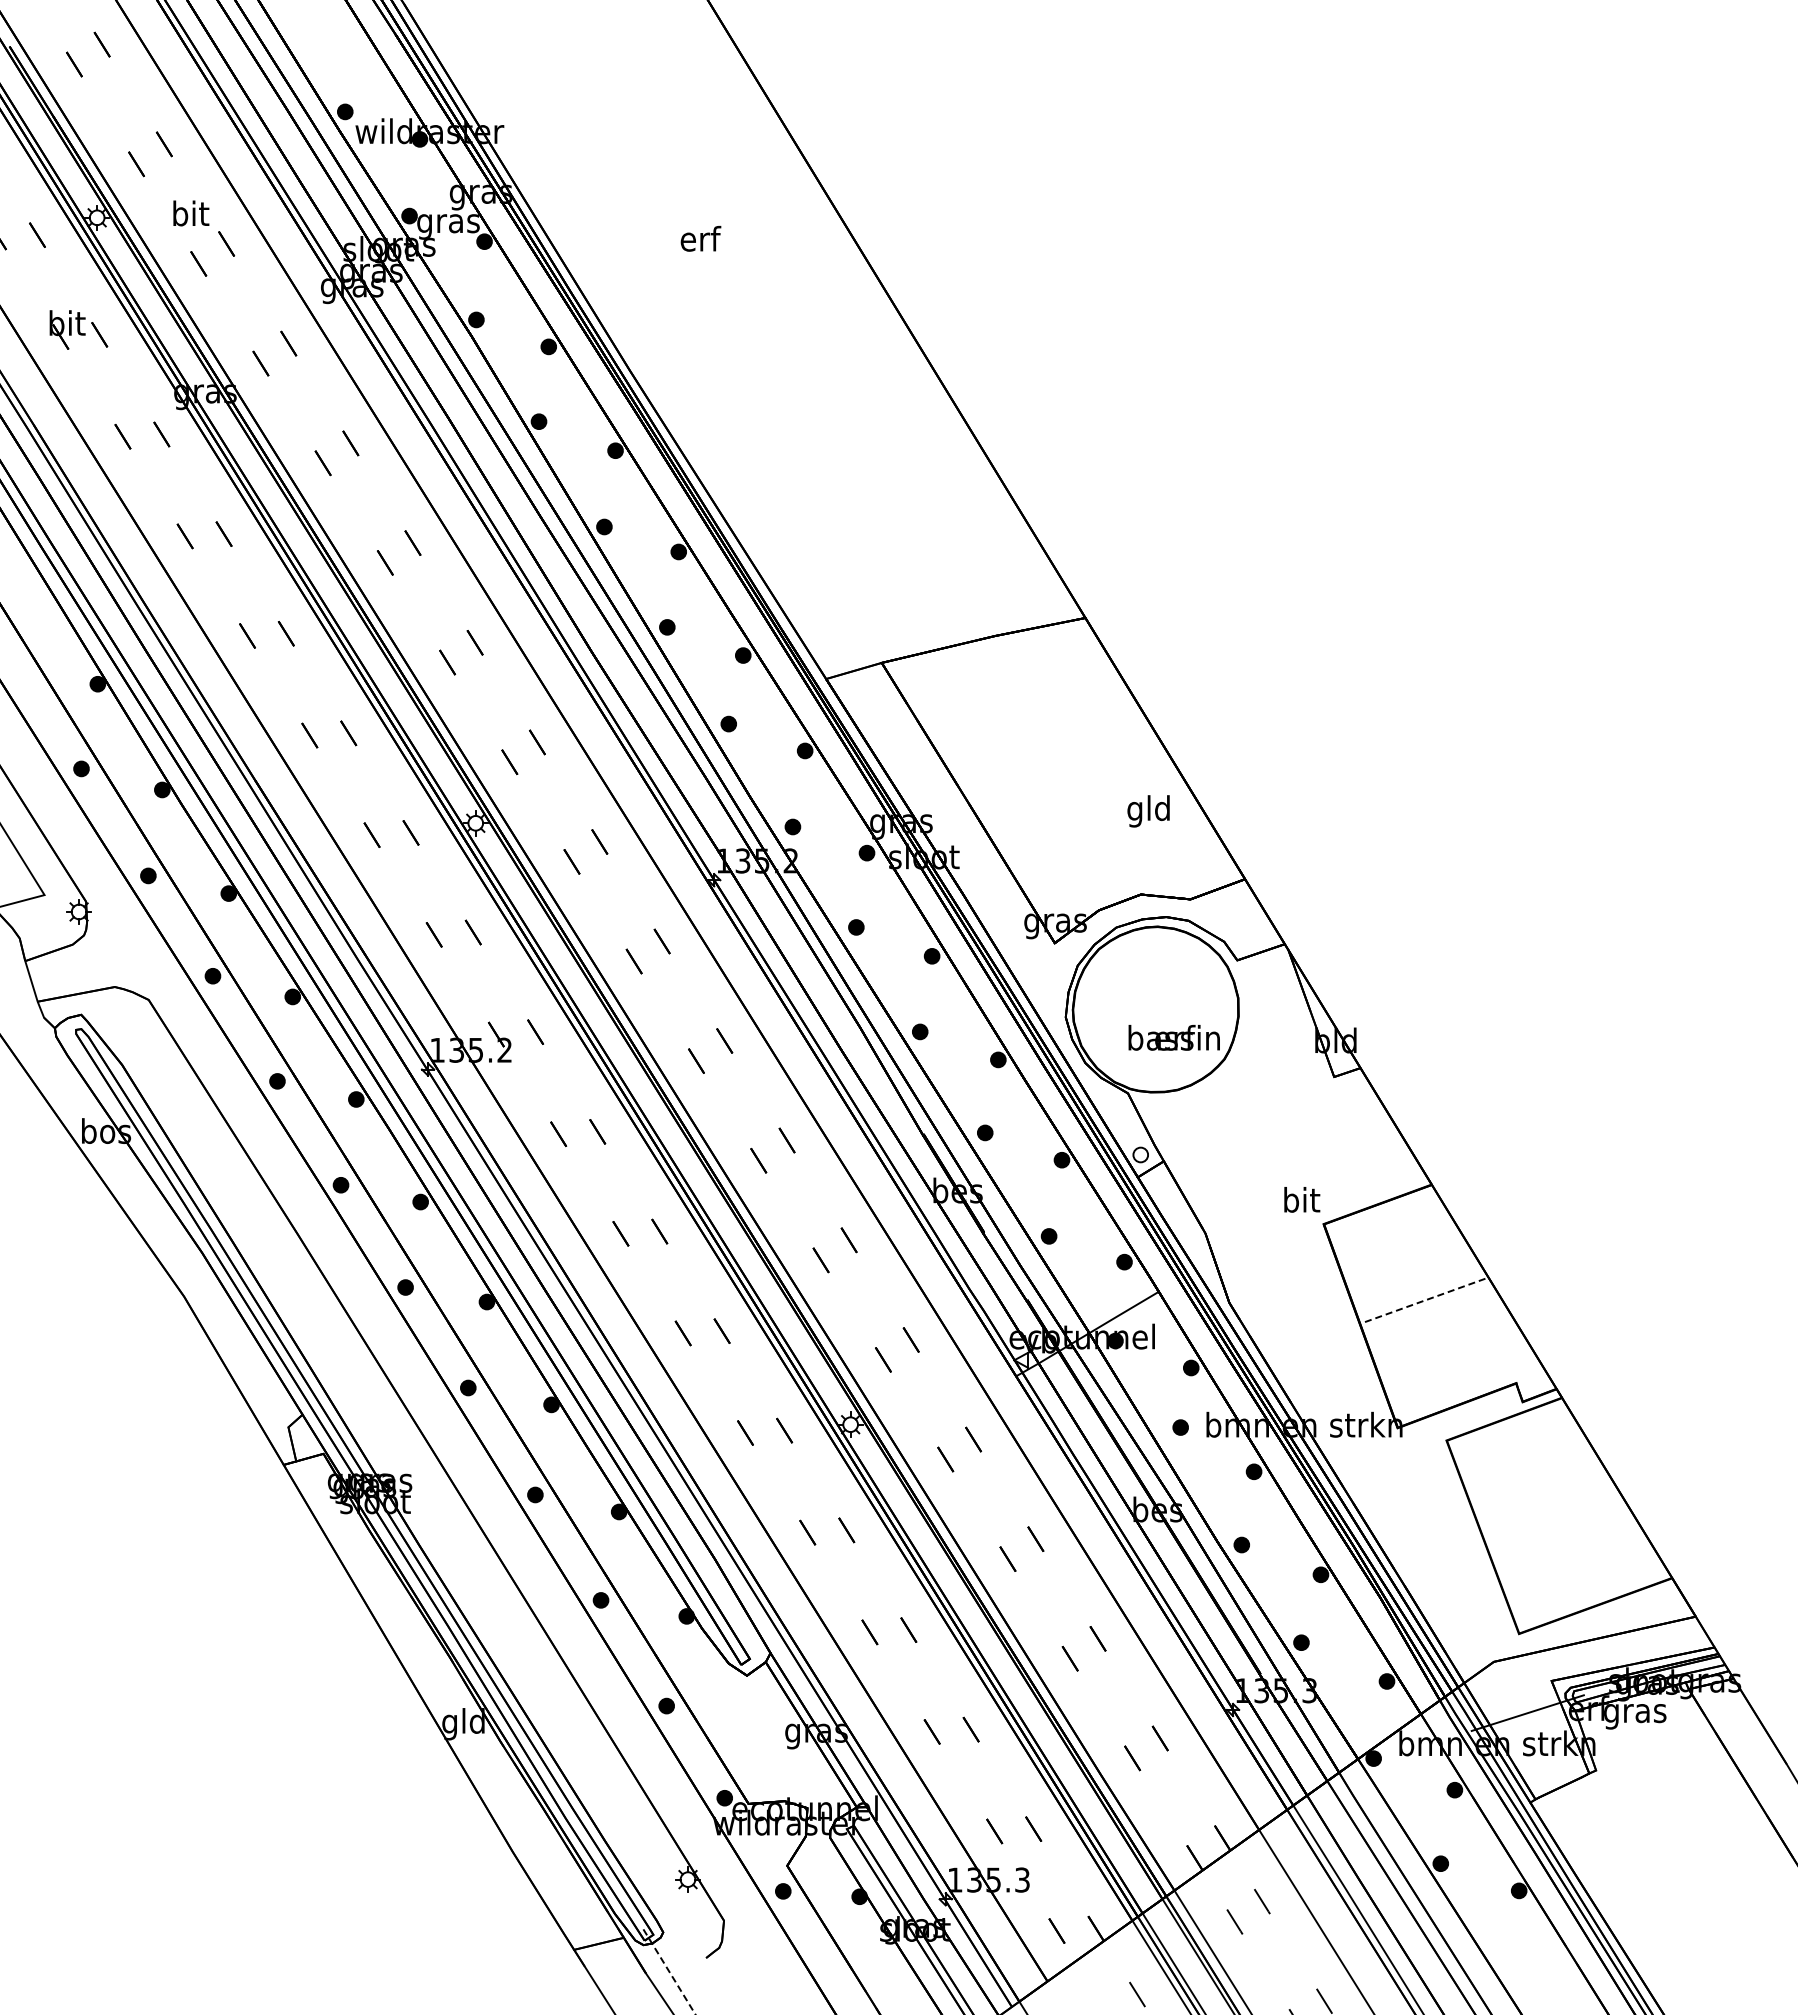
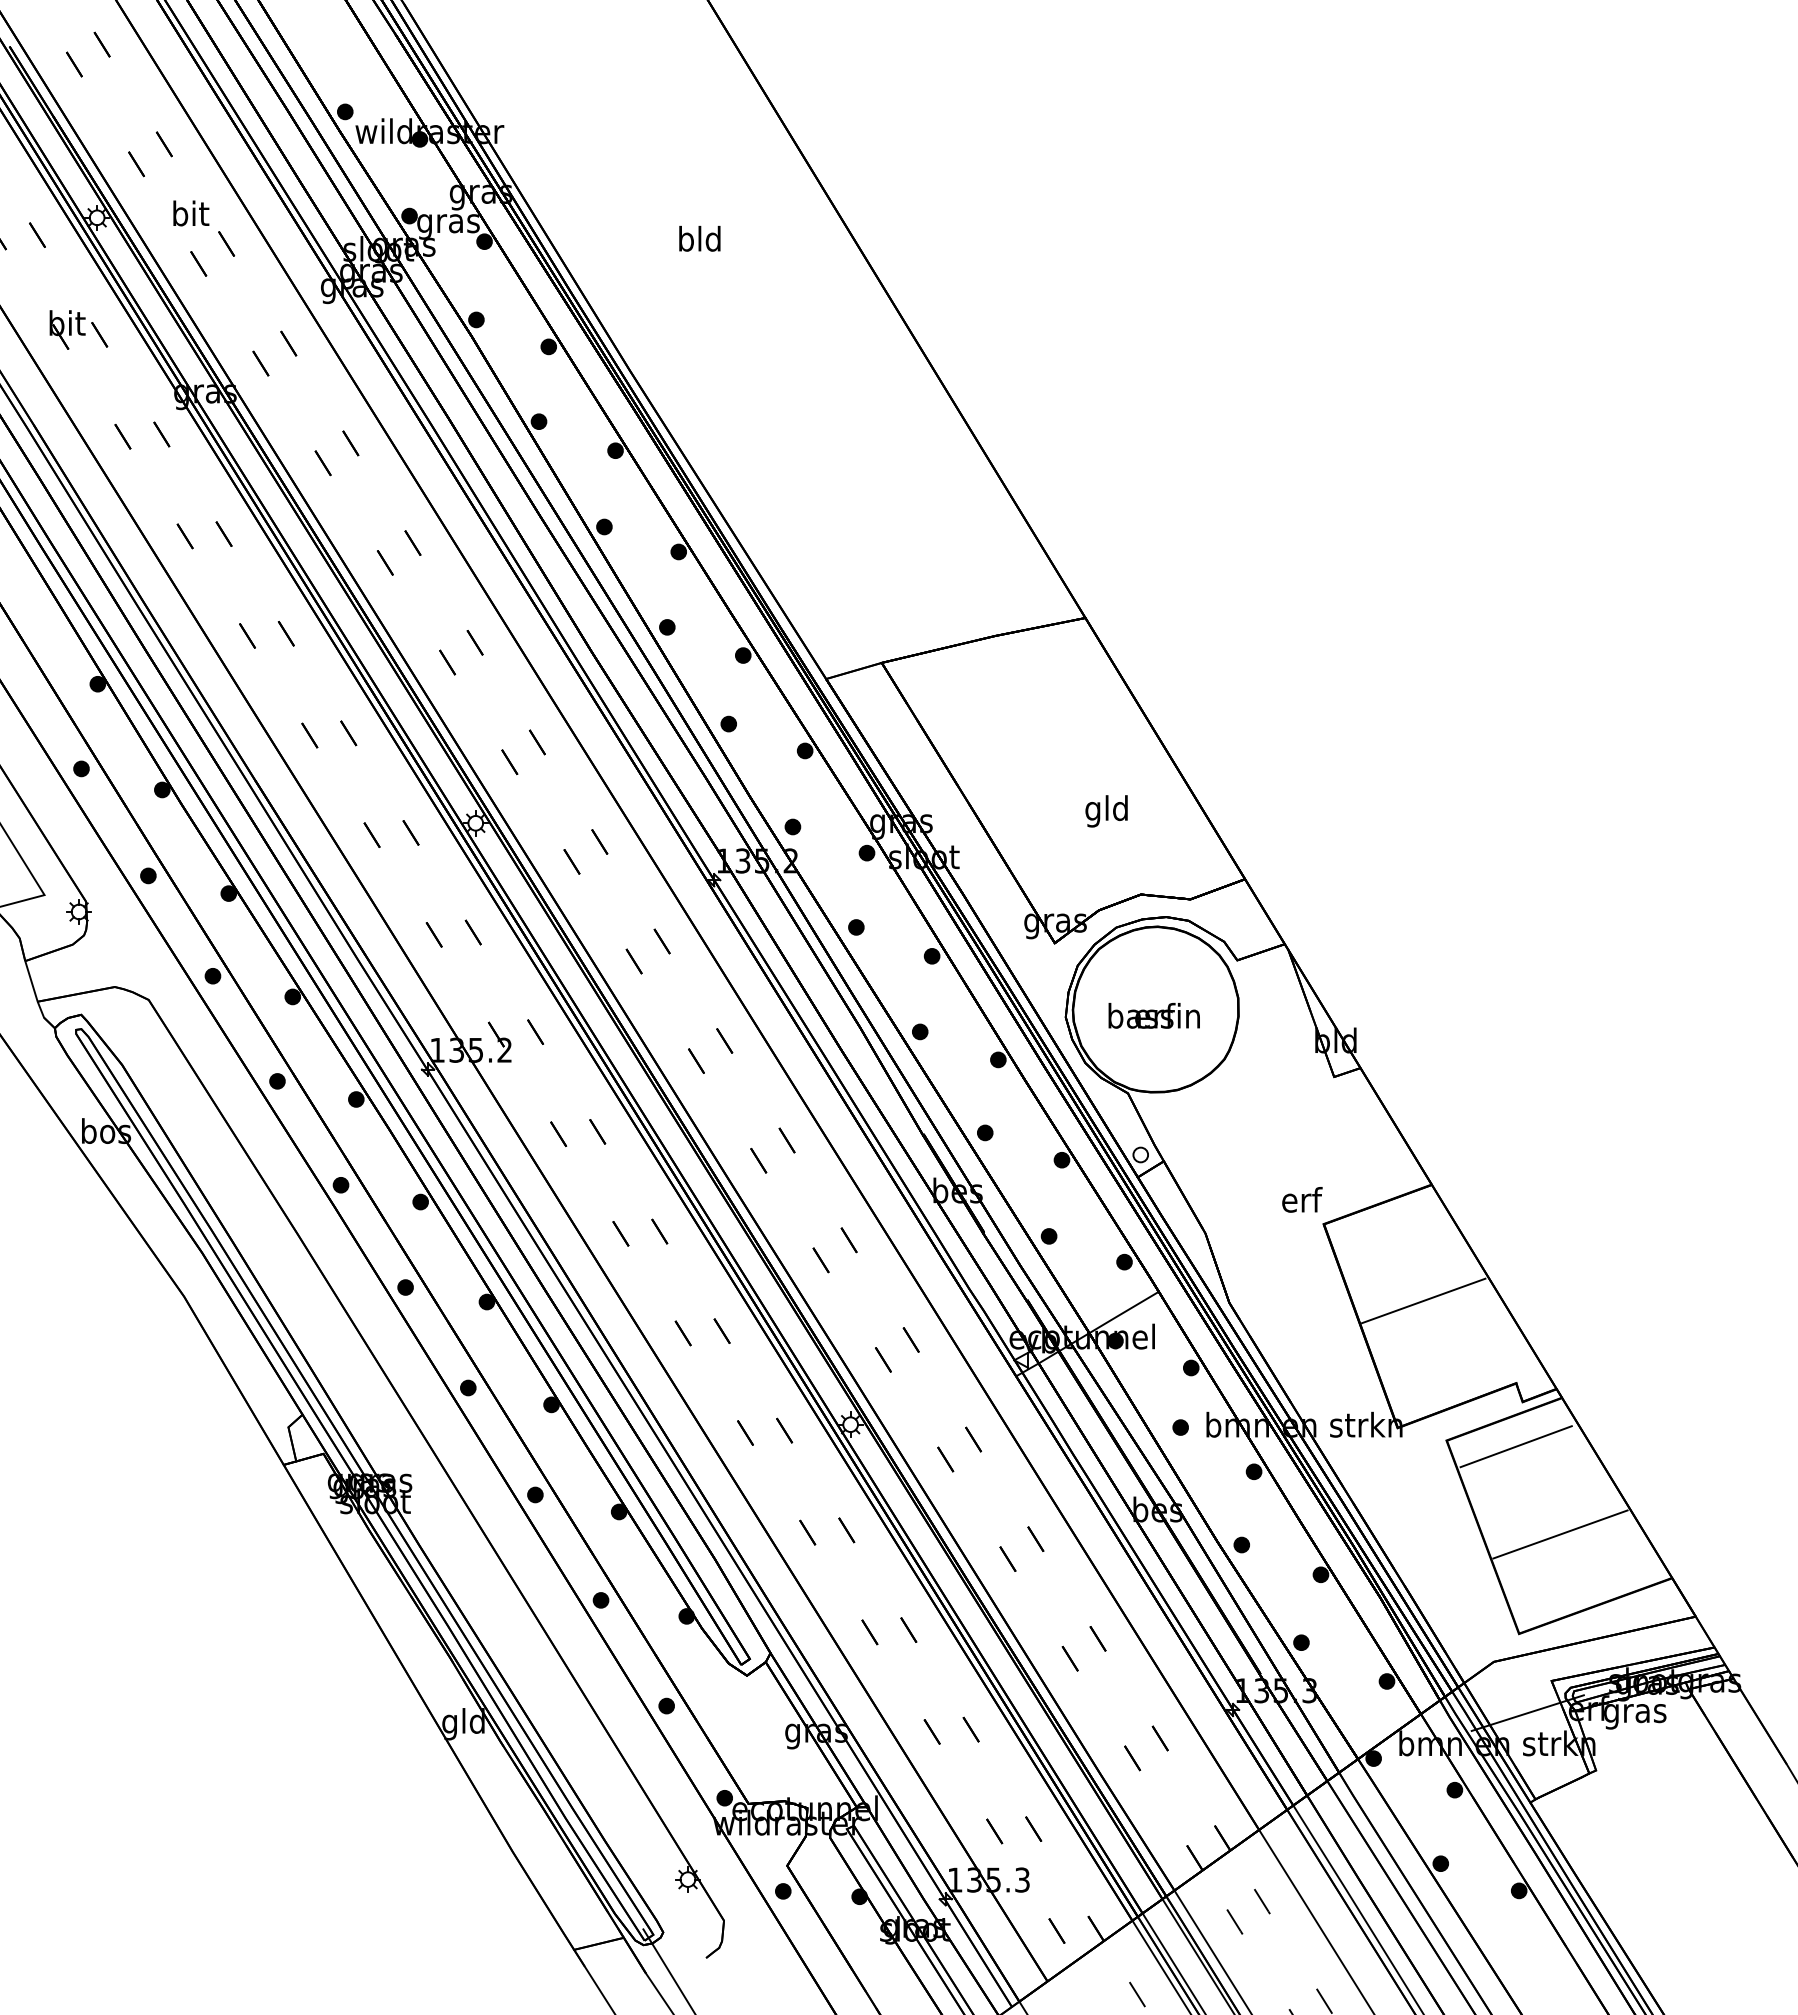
text: erf -> bld (700, 238)
text position: (1148, 811) -> (1106, 811) (1106, 811)
text position: (1173, 1037) -> (1153, 1015) (1153, 1015)
text: bit -> erf (1302, 1199)
line: dashed -> solid (1423, 1300)
line: none -> present (1515, 1446)
line: none -> present (1560, 1534)
line: dashed -> solid (669, 1971)
